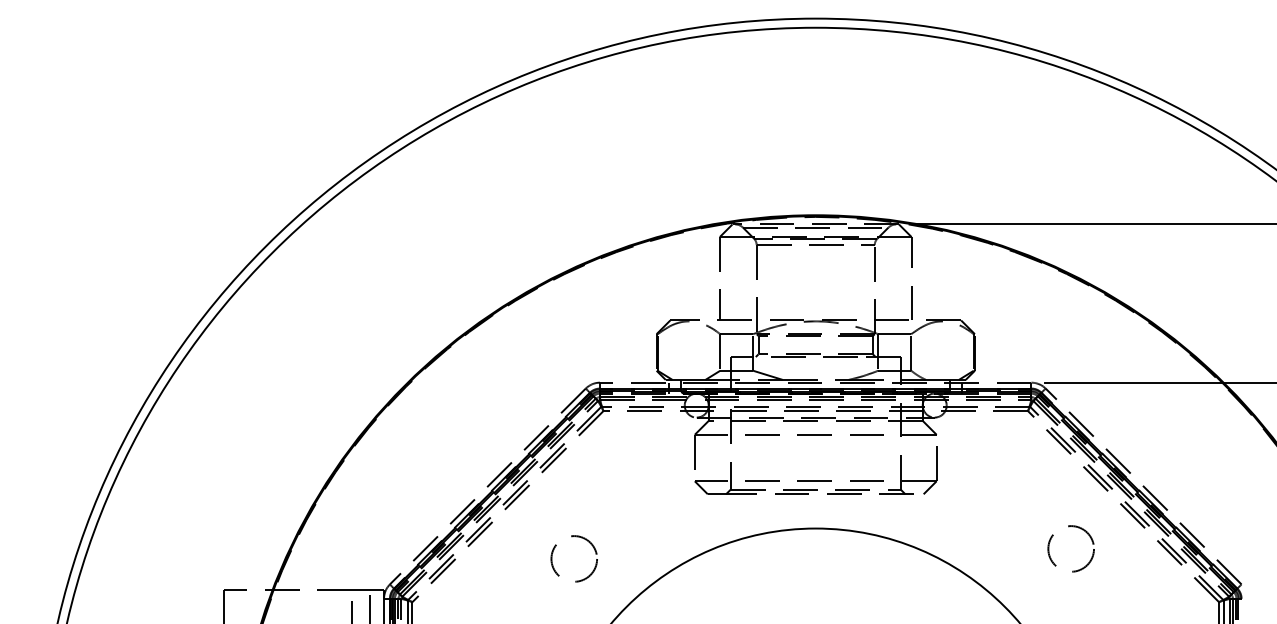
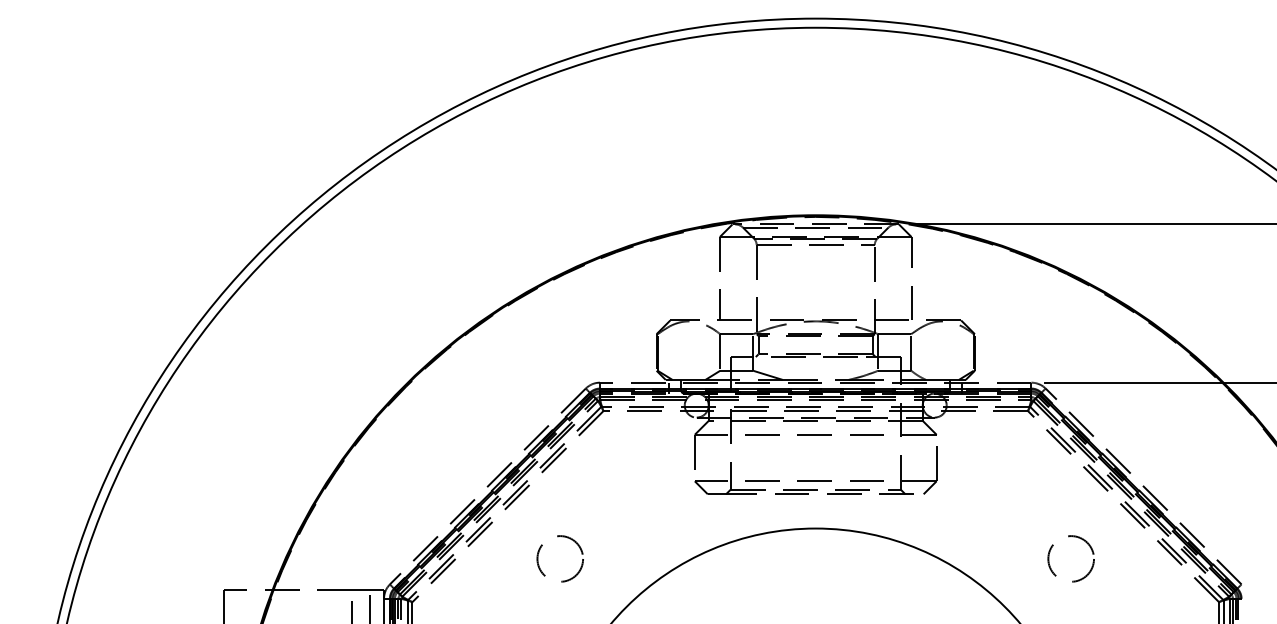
circle position: (1070, 548) -> (1070, 558) (1070, 558)
circle position: (573, 558) -> (559, 558) (559, 558)
